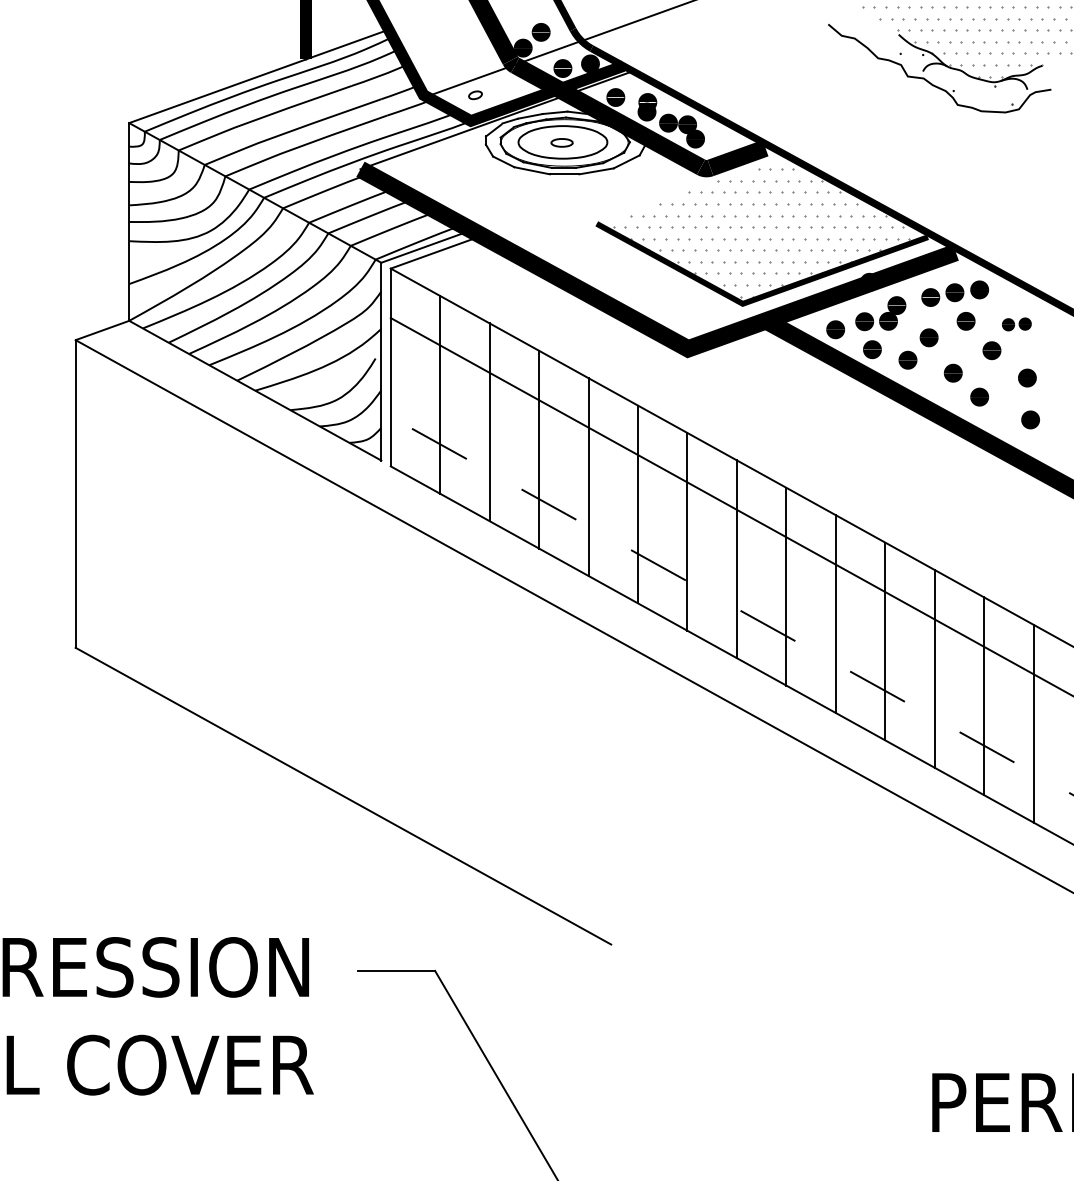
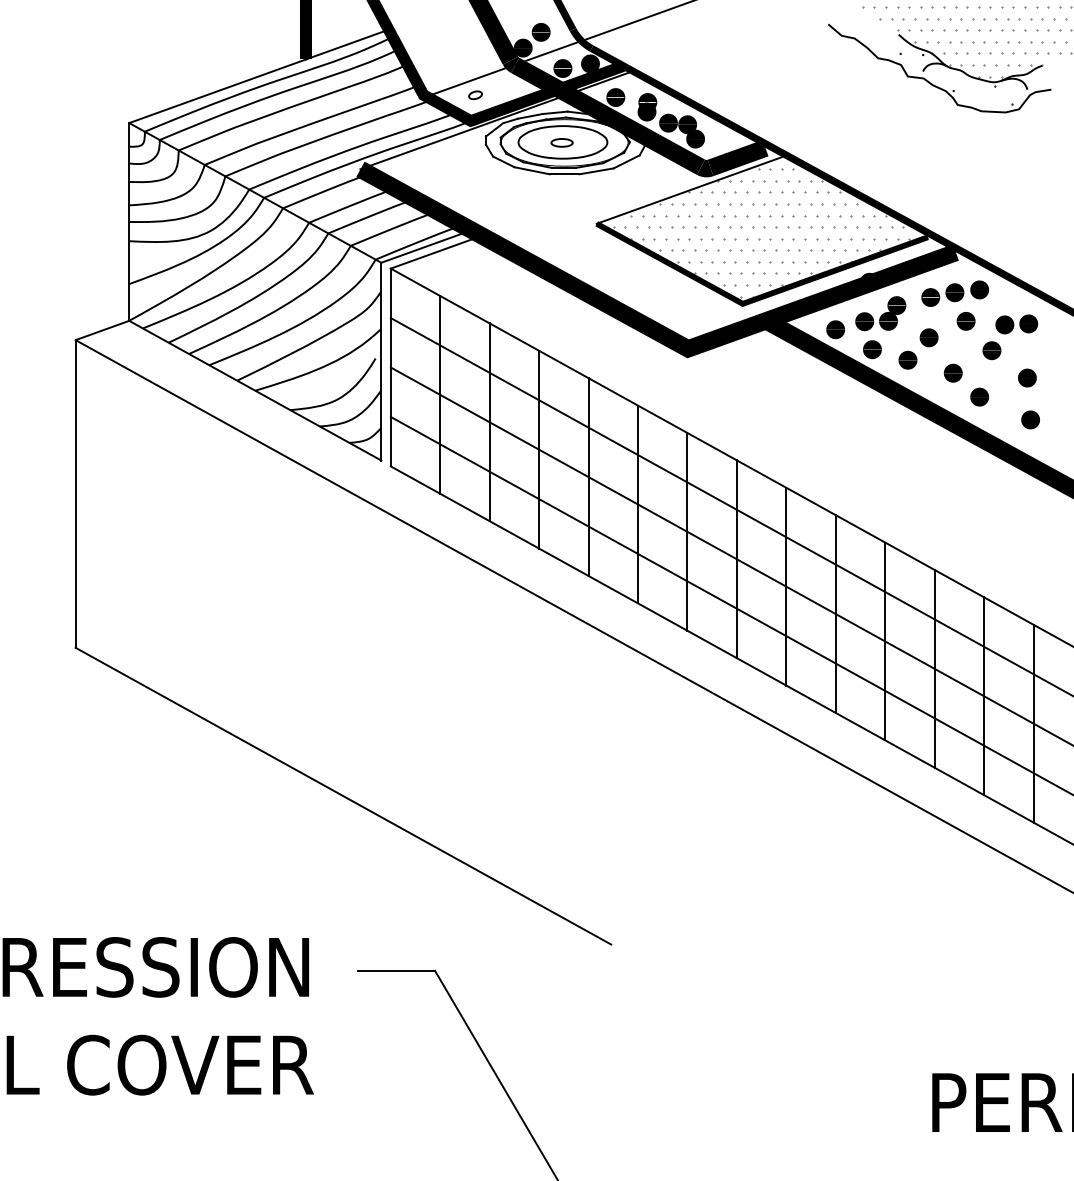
line: none -> present (688, 190)
part size: 30x15 px -> 44x21 px (1016, 324)
line: none -> present (730, 555)
line: dashed -> solid (731, 605)
